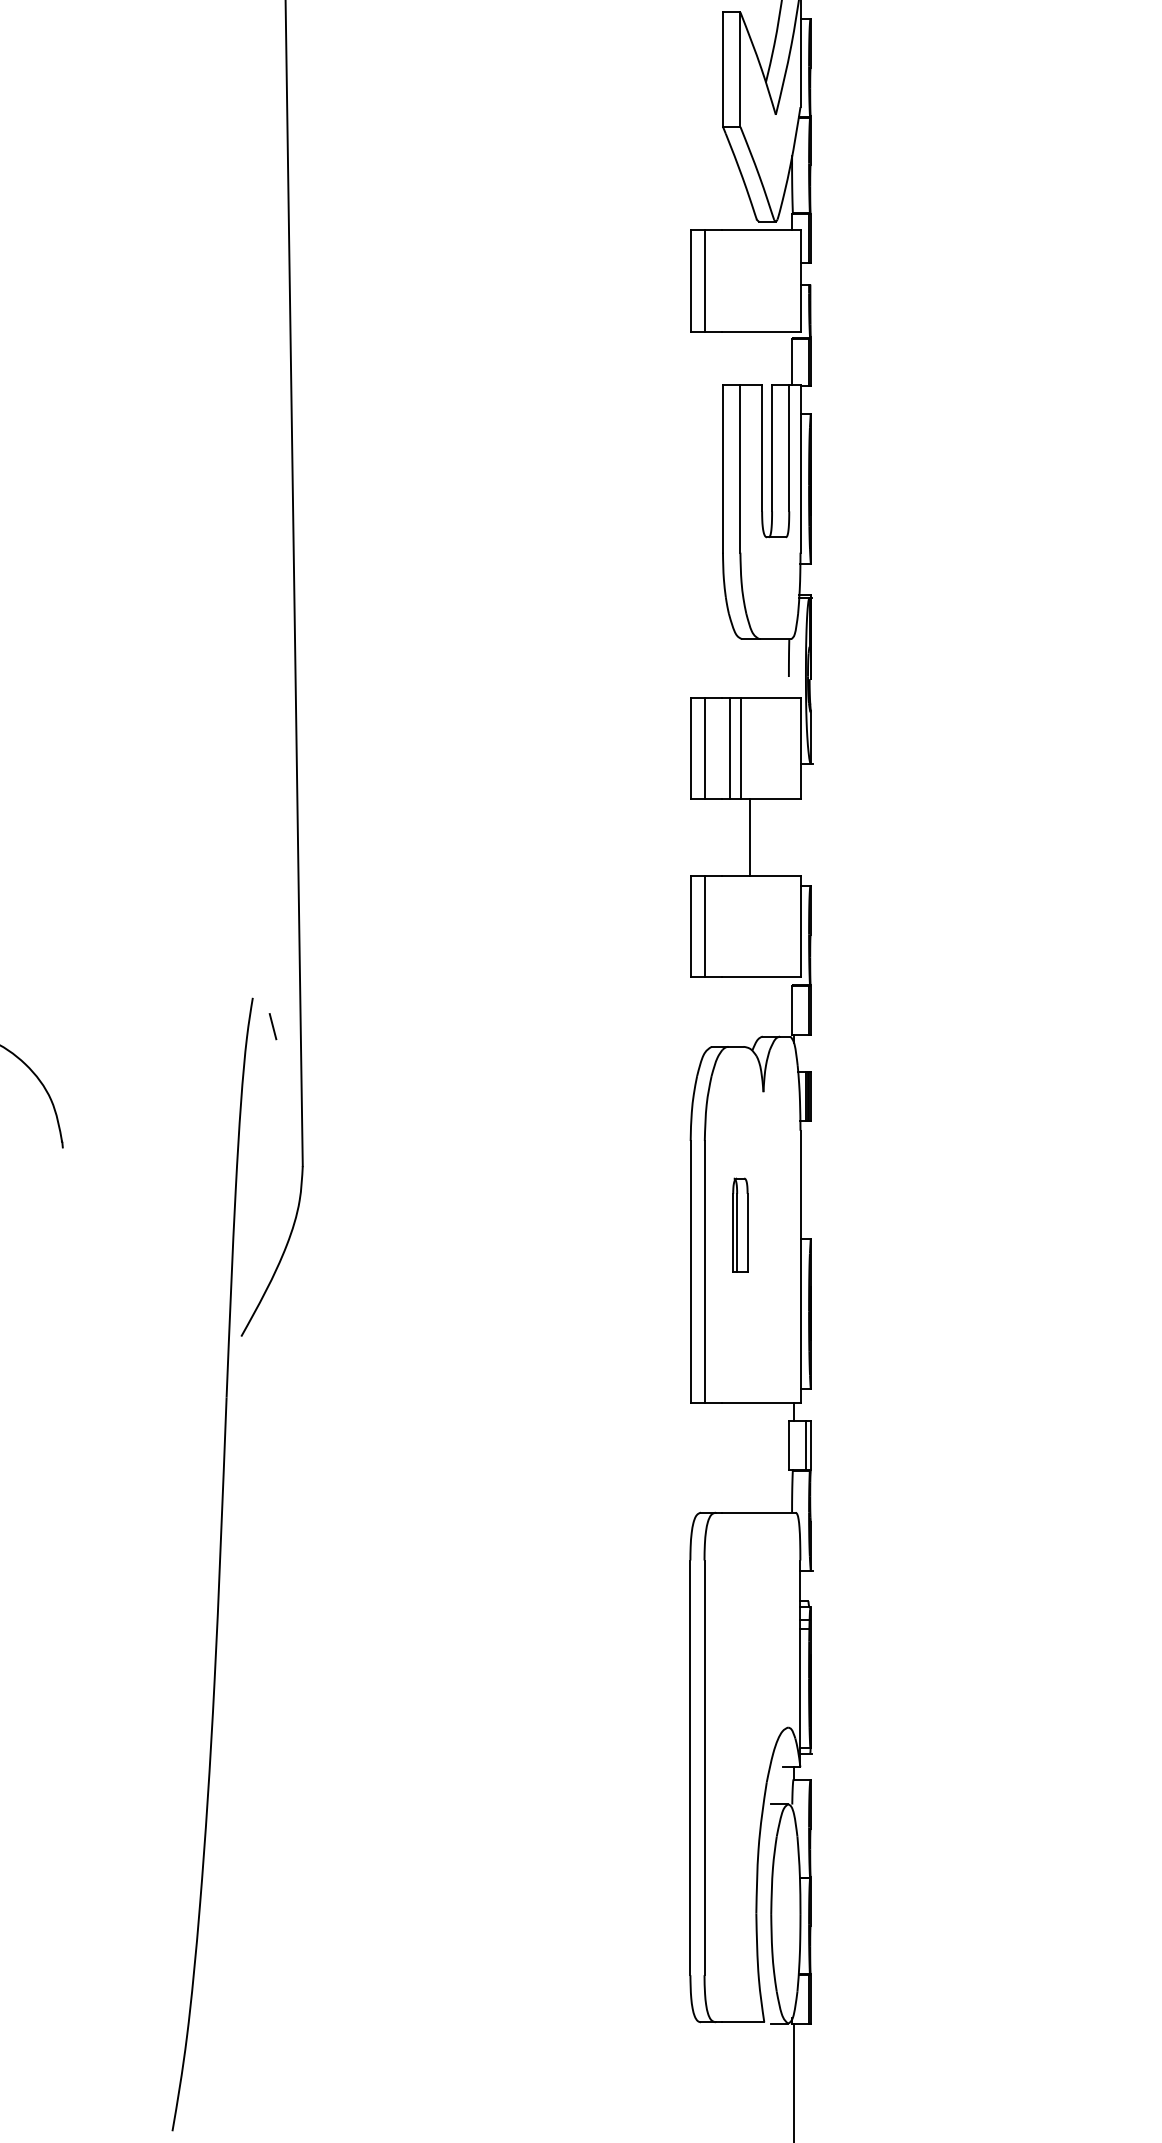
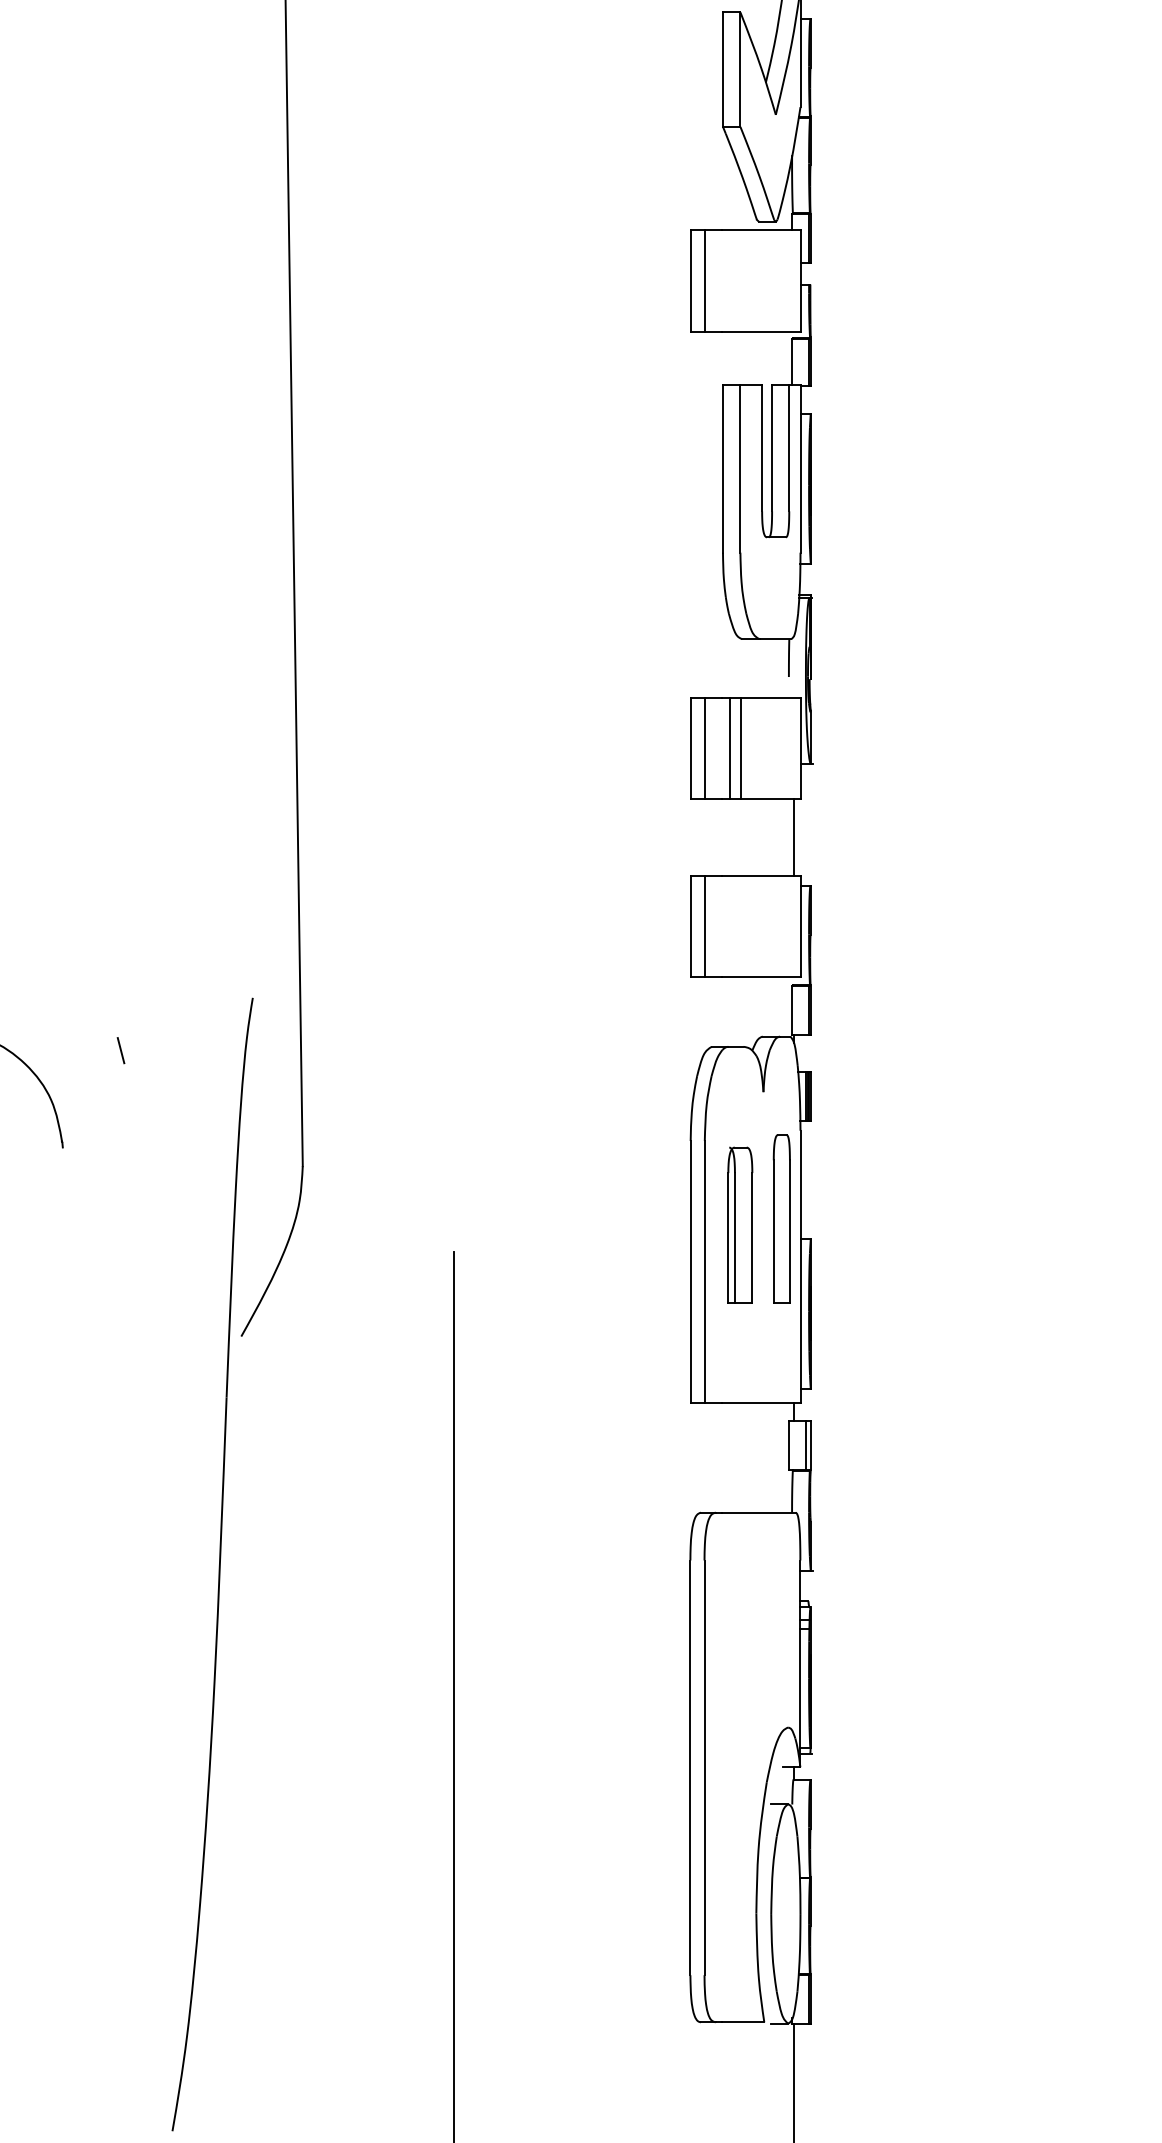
line position: (749, 837) -> (793, 837) (793, 837)
line position: (272, 1026) -> (120, 1050) (120, 1050)
part: none -> present (781, 1218)
part size: 17x96 px -> 27x158 px (740, 1224)
line: none -> present (453, 1695)
